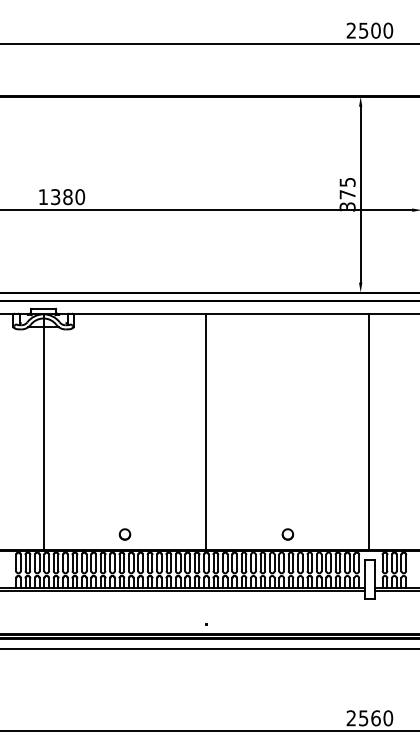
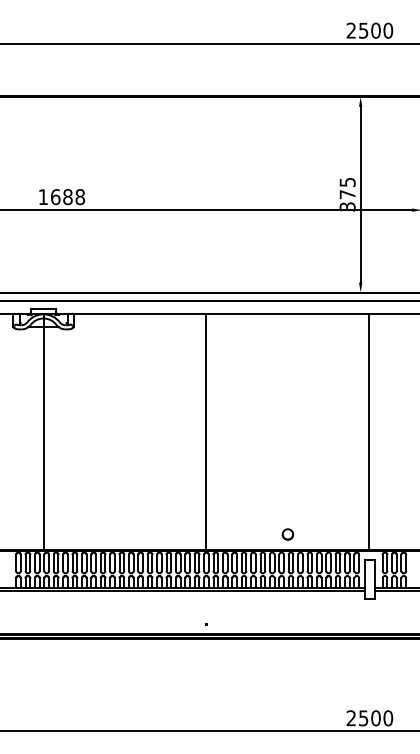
text: 1380 -> 1688 (68, 197)
part: present -> none (124, 534)
line: present -> none (209, 649)
text: 2560 -> 2500 (375, 718)
